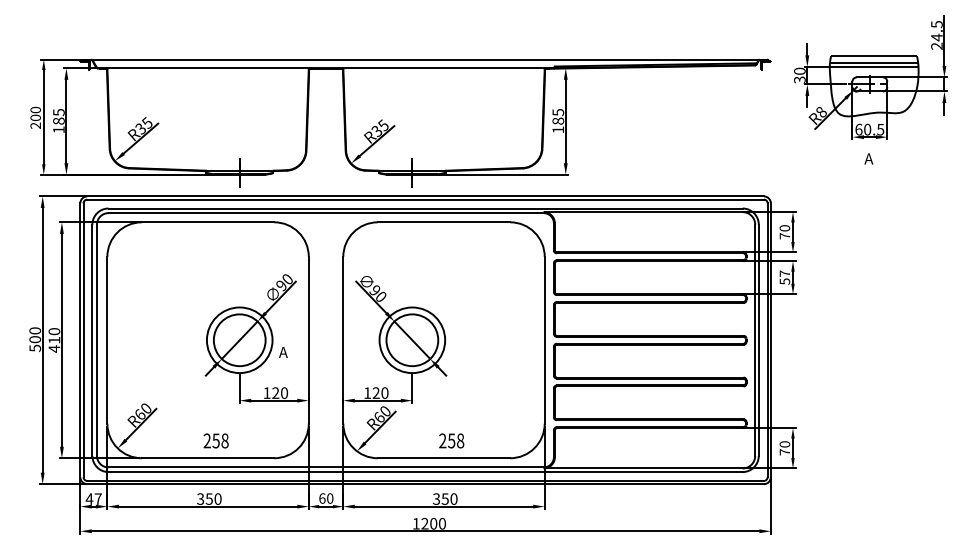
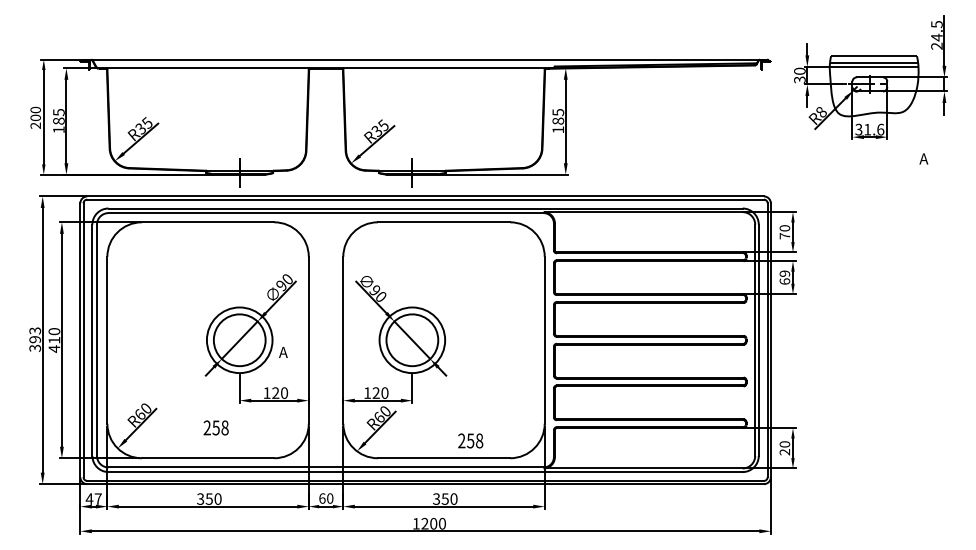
text: 60.5 -> 31.6 (869, 129)
text position: (868, 158) -> (923, 158) (923, 158)
text: 57 -> 69 (784, 277)
text: 500 -> 393 (35, 339)
text position: (215, 440) -> (215, 427) (215, 427)
text position: (451, 440) -> (470, 440) (470, 440)
text: 70 -> 20 (784, 452)
